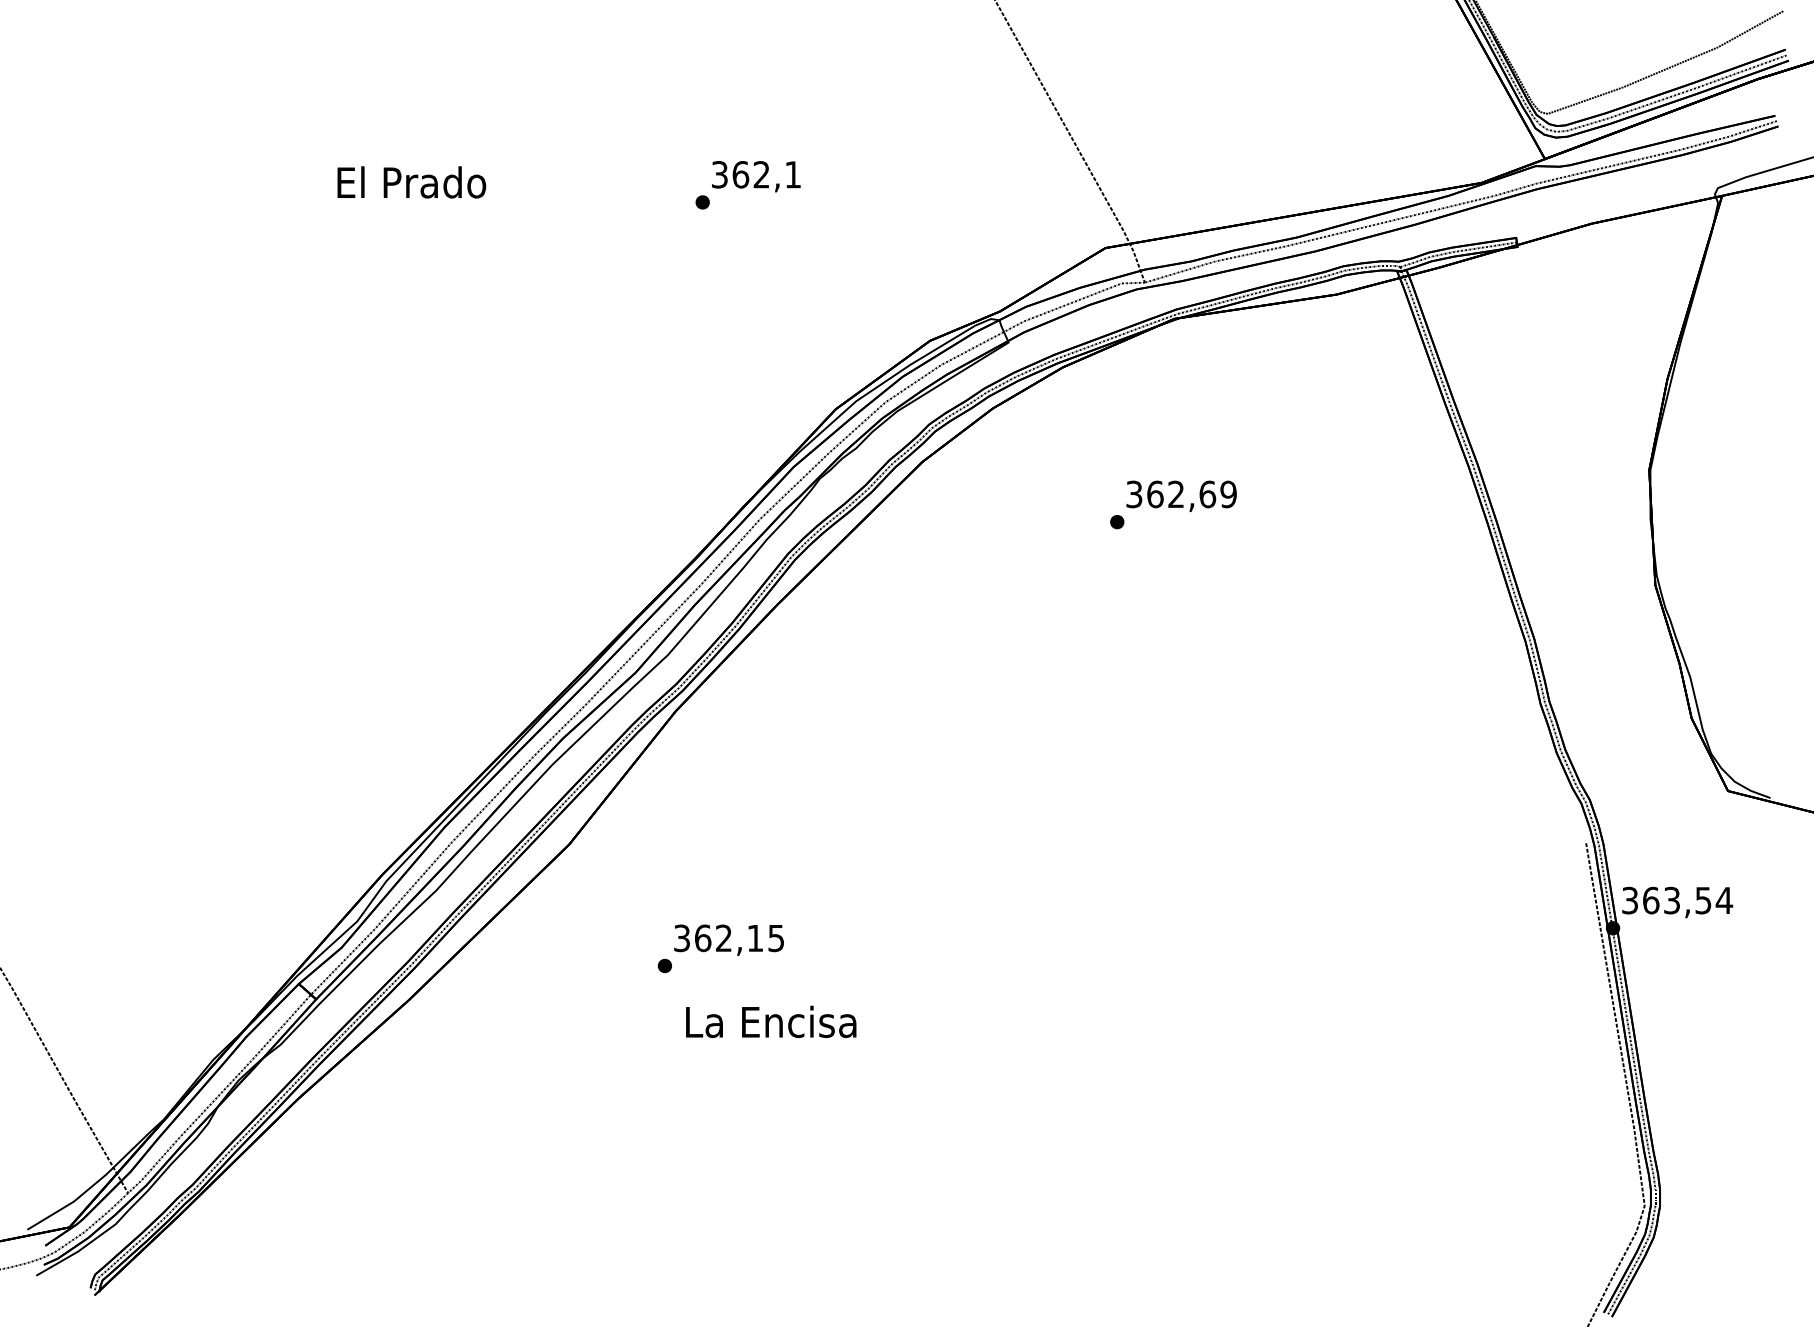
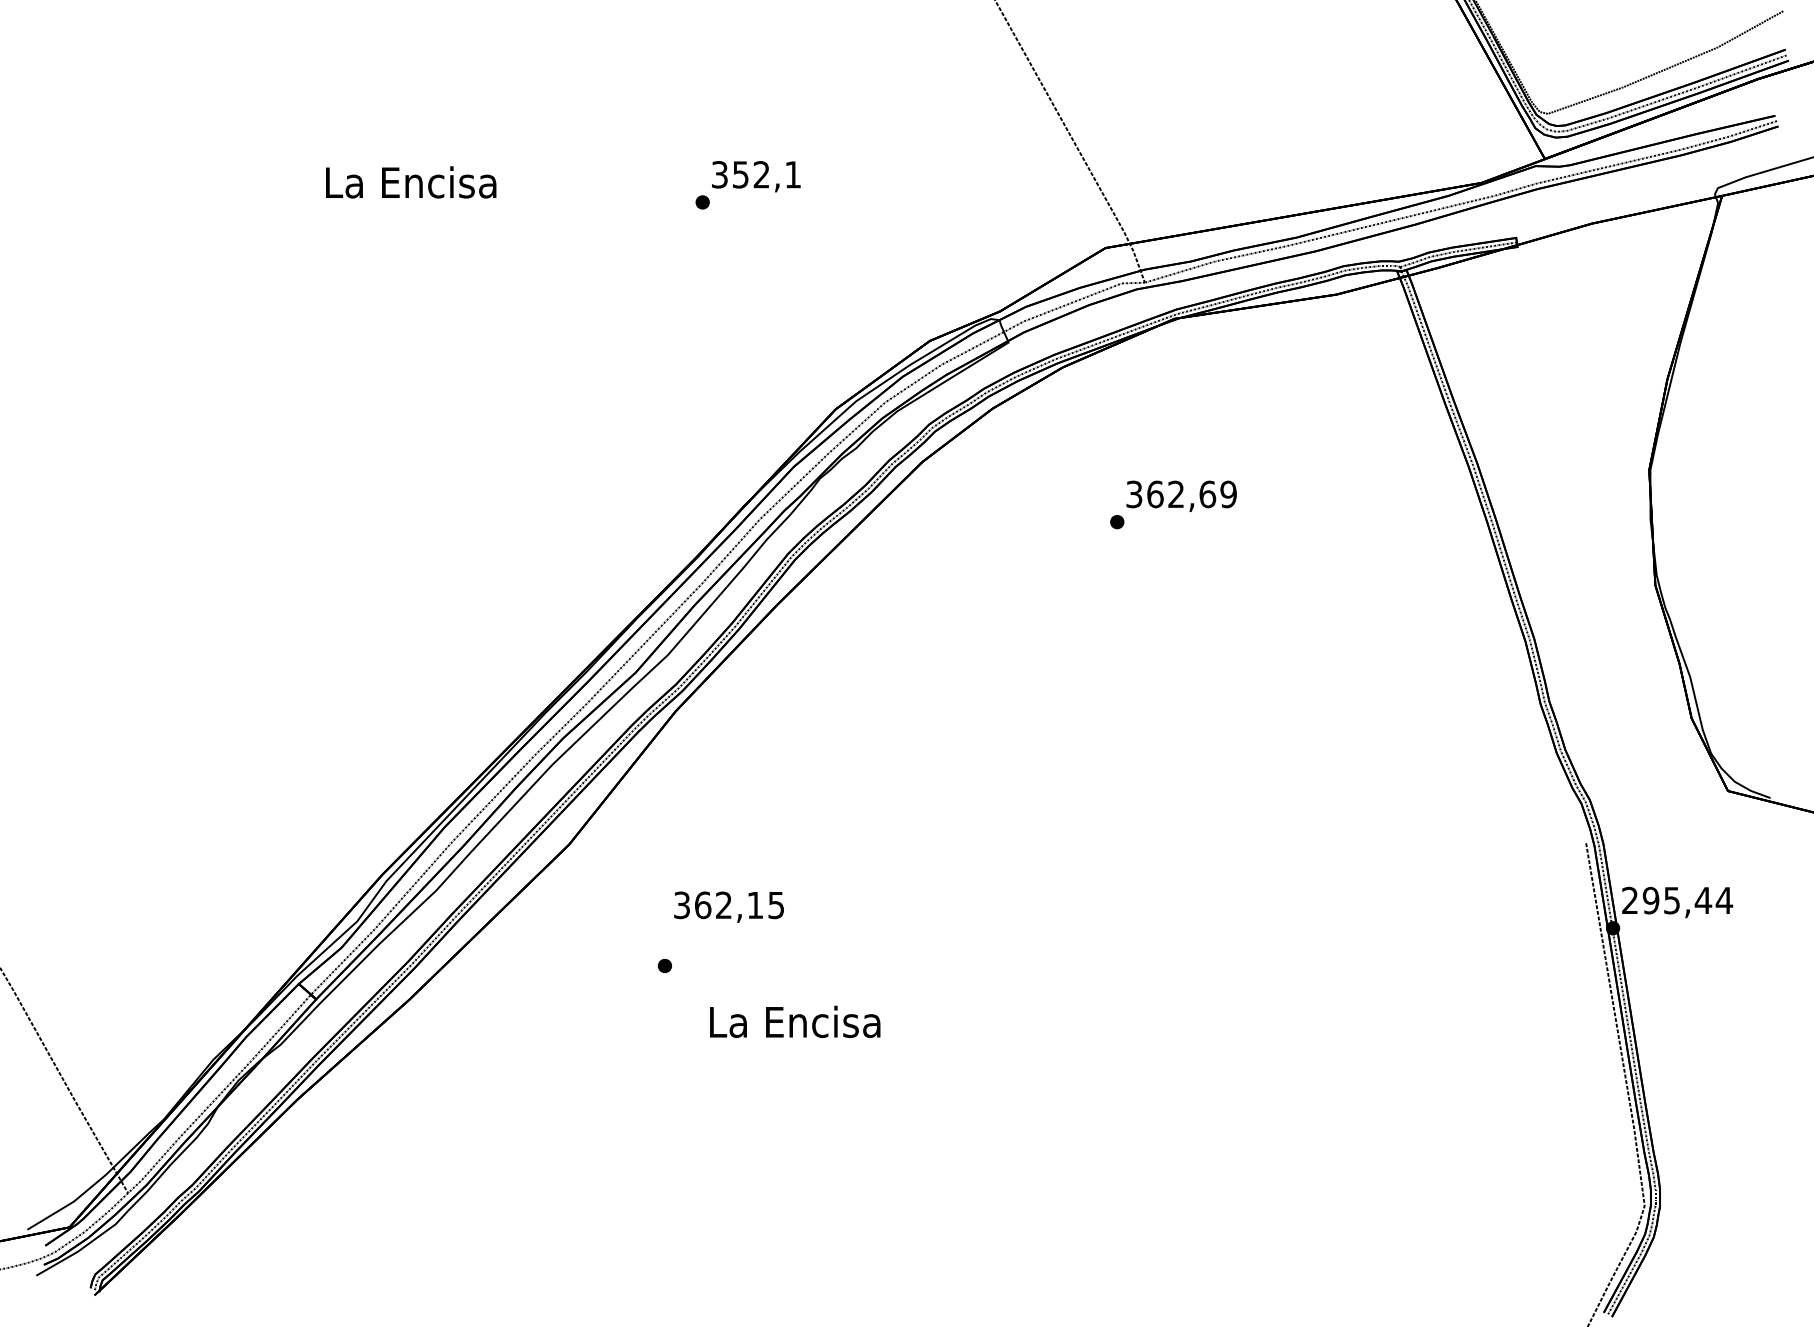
text: 362,1 -> 352,1 (740, 174)
text: El Prado -> La Encisa (411, 182)
text: 363,54 -> 295,44 (1667, 900)
text position: (728, 939) -> (728, 906) (728, 906)
text position: (771, 1021) -> (795, 1021) (795, 1021)
